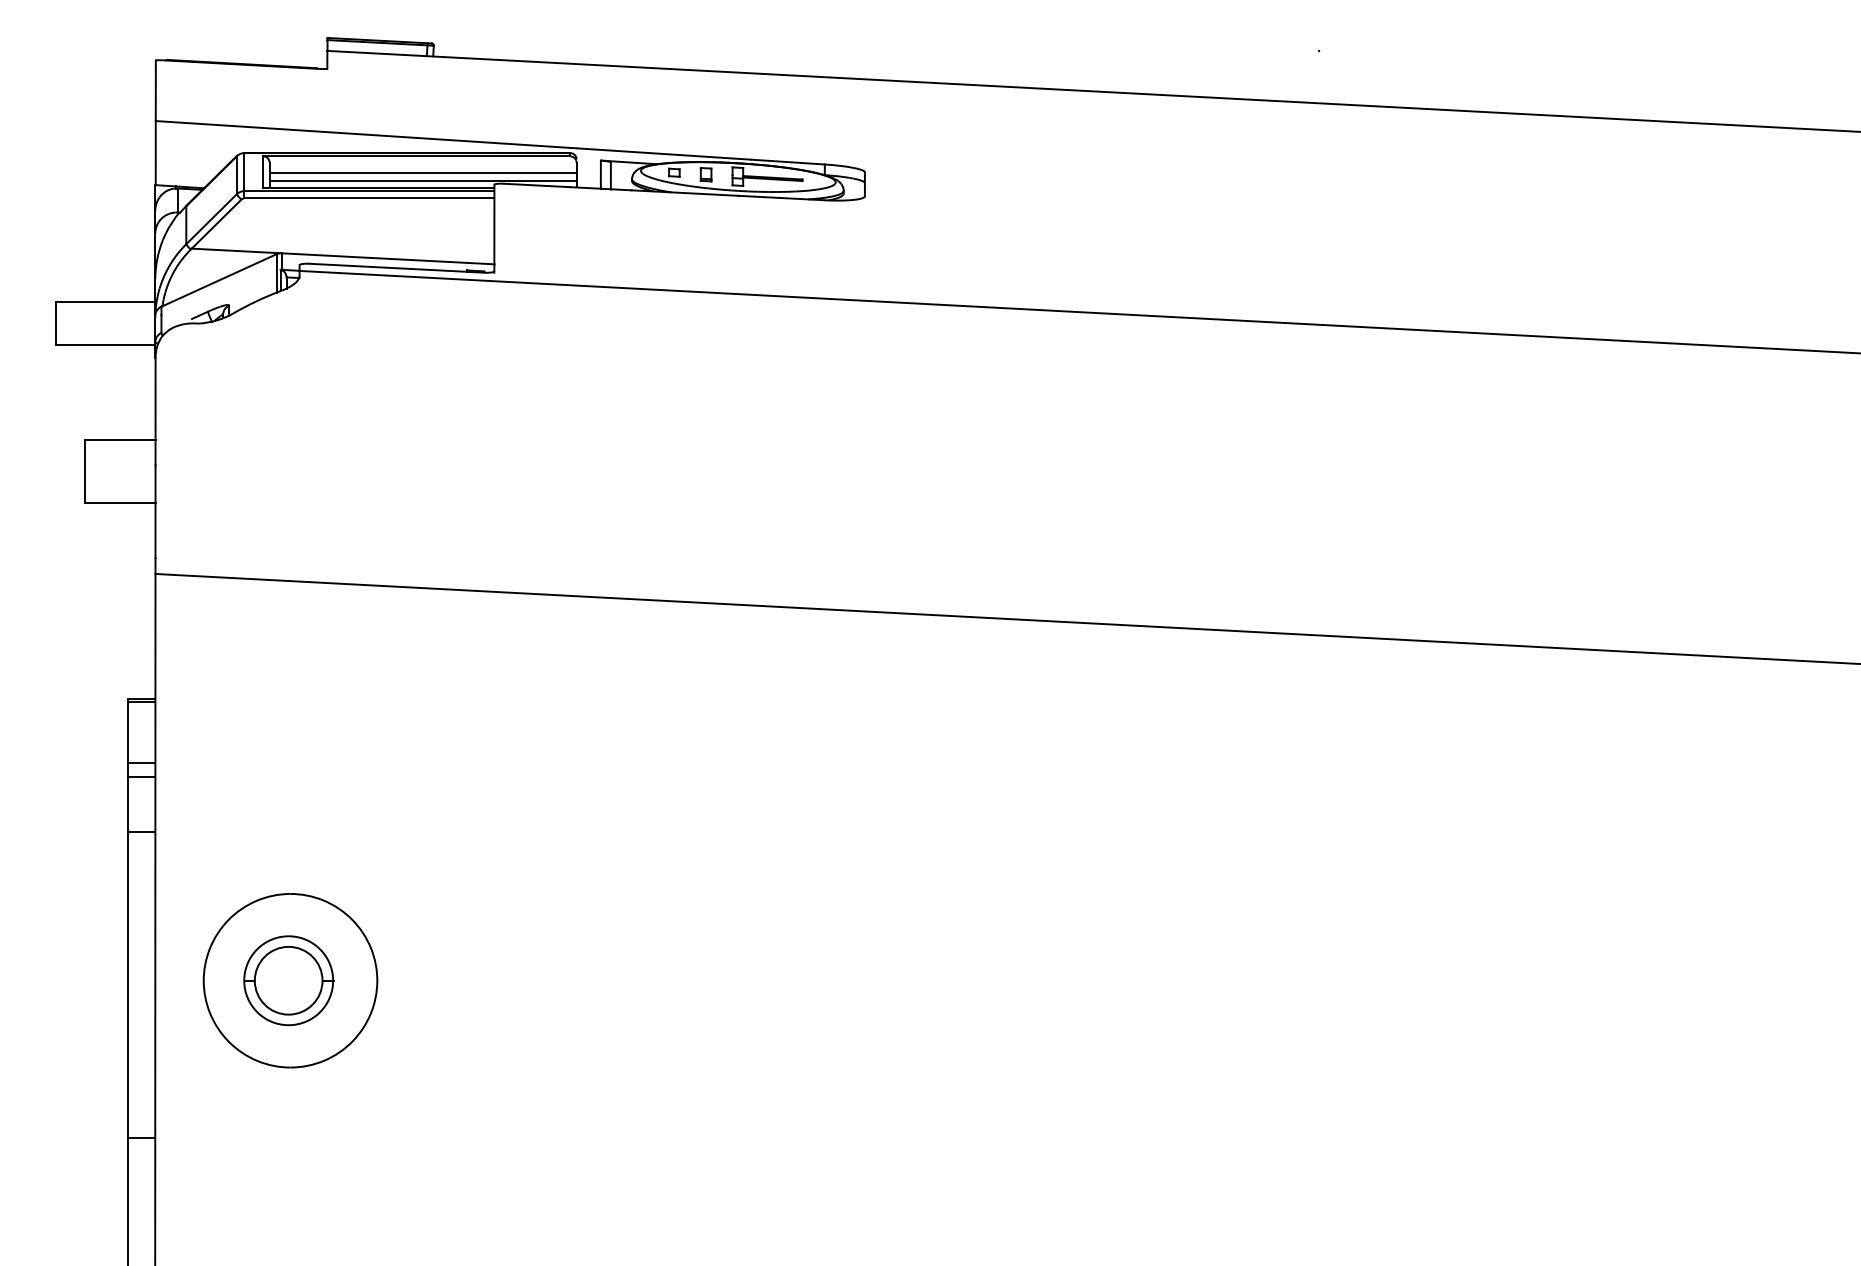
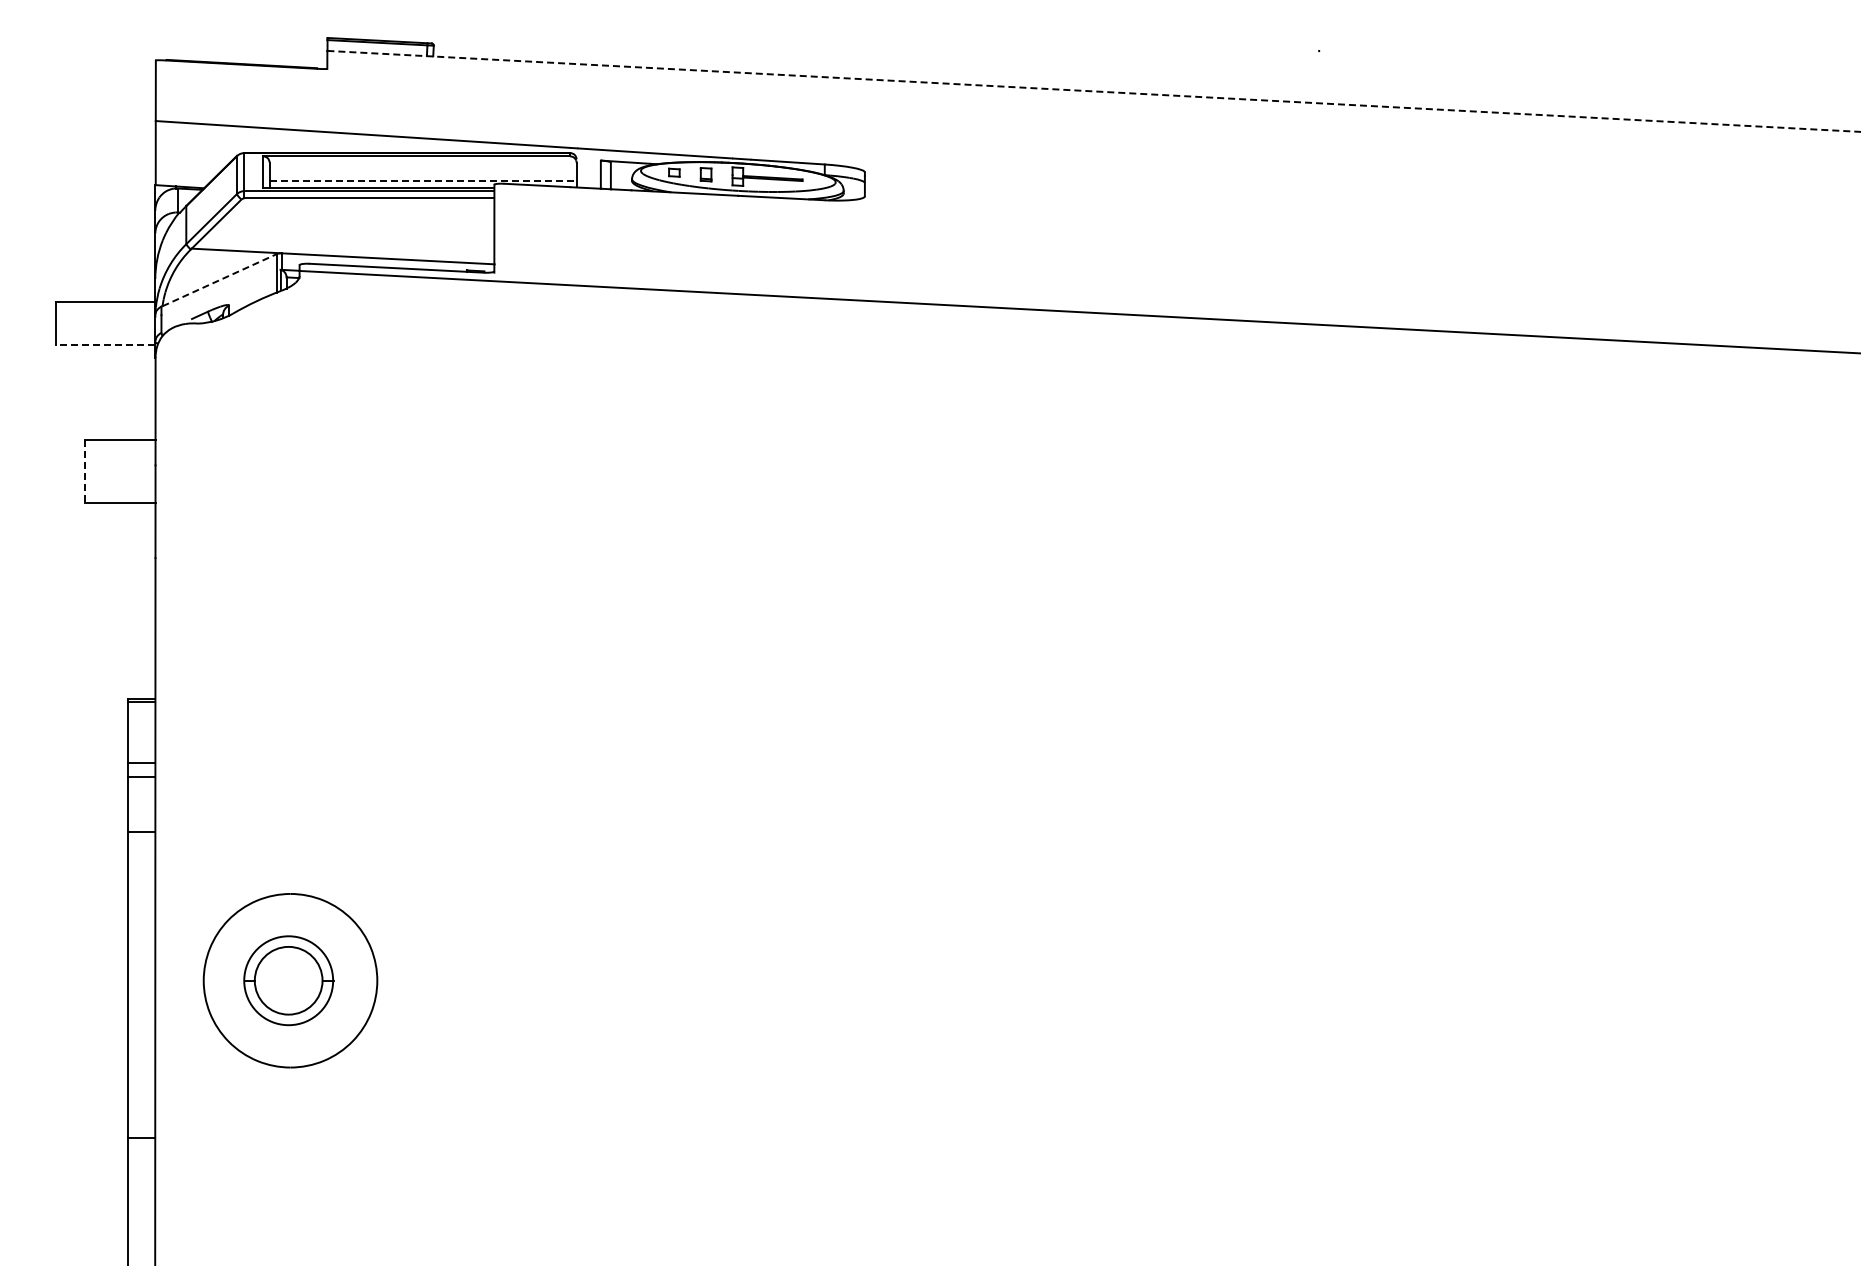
line: solid -> dashed (1094, 91)
line: present -> none (422, 173)
line: solid -> dashed (423, 180)
line: solid -> dashed (219, 280)
line: solid -> dashed (105, 344)
line: solid -> dashed (85, 471)
line: present -> none (1006, 618)
